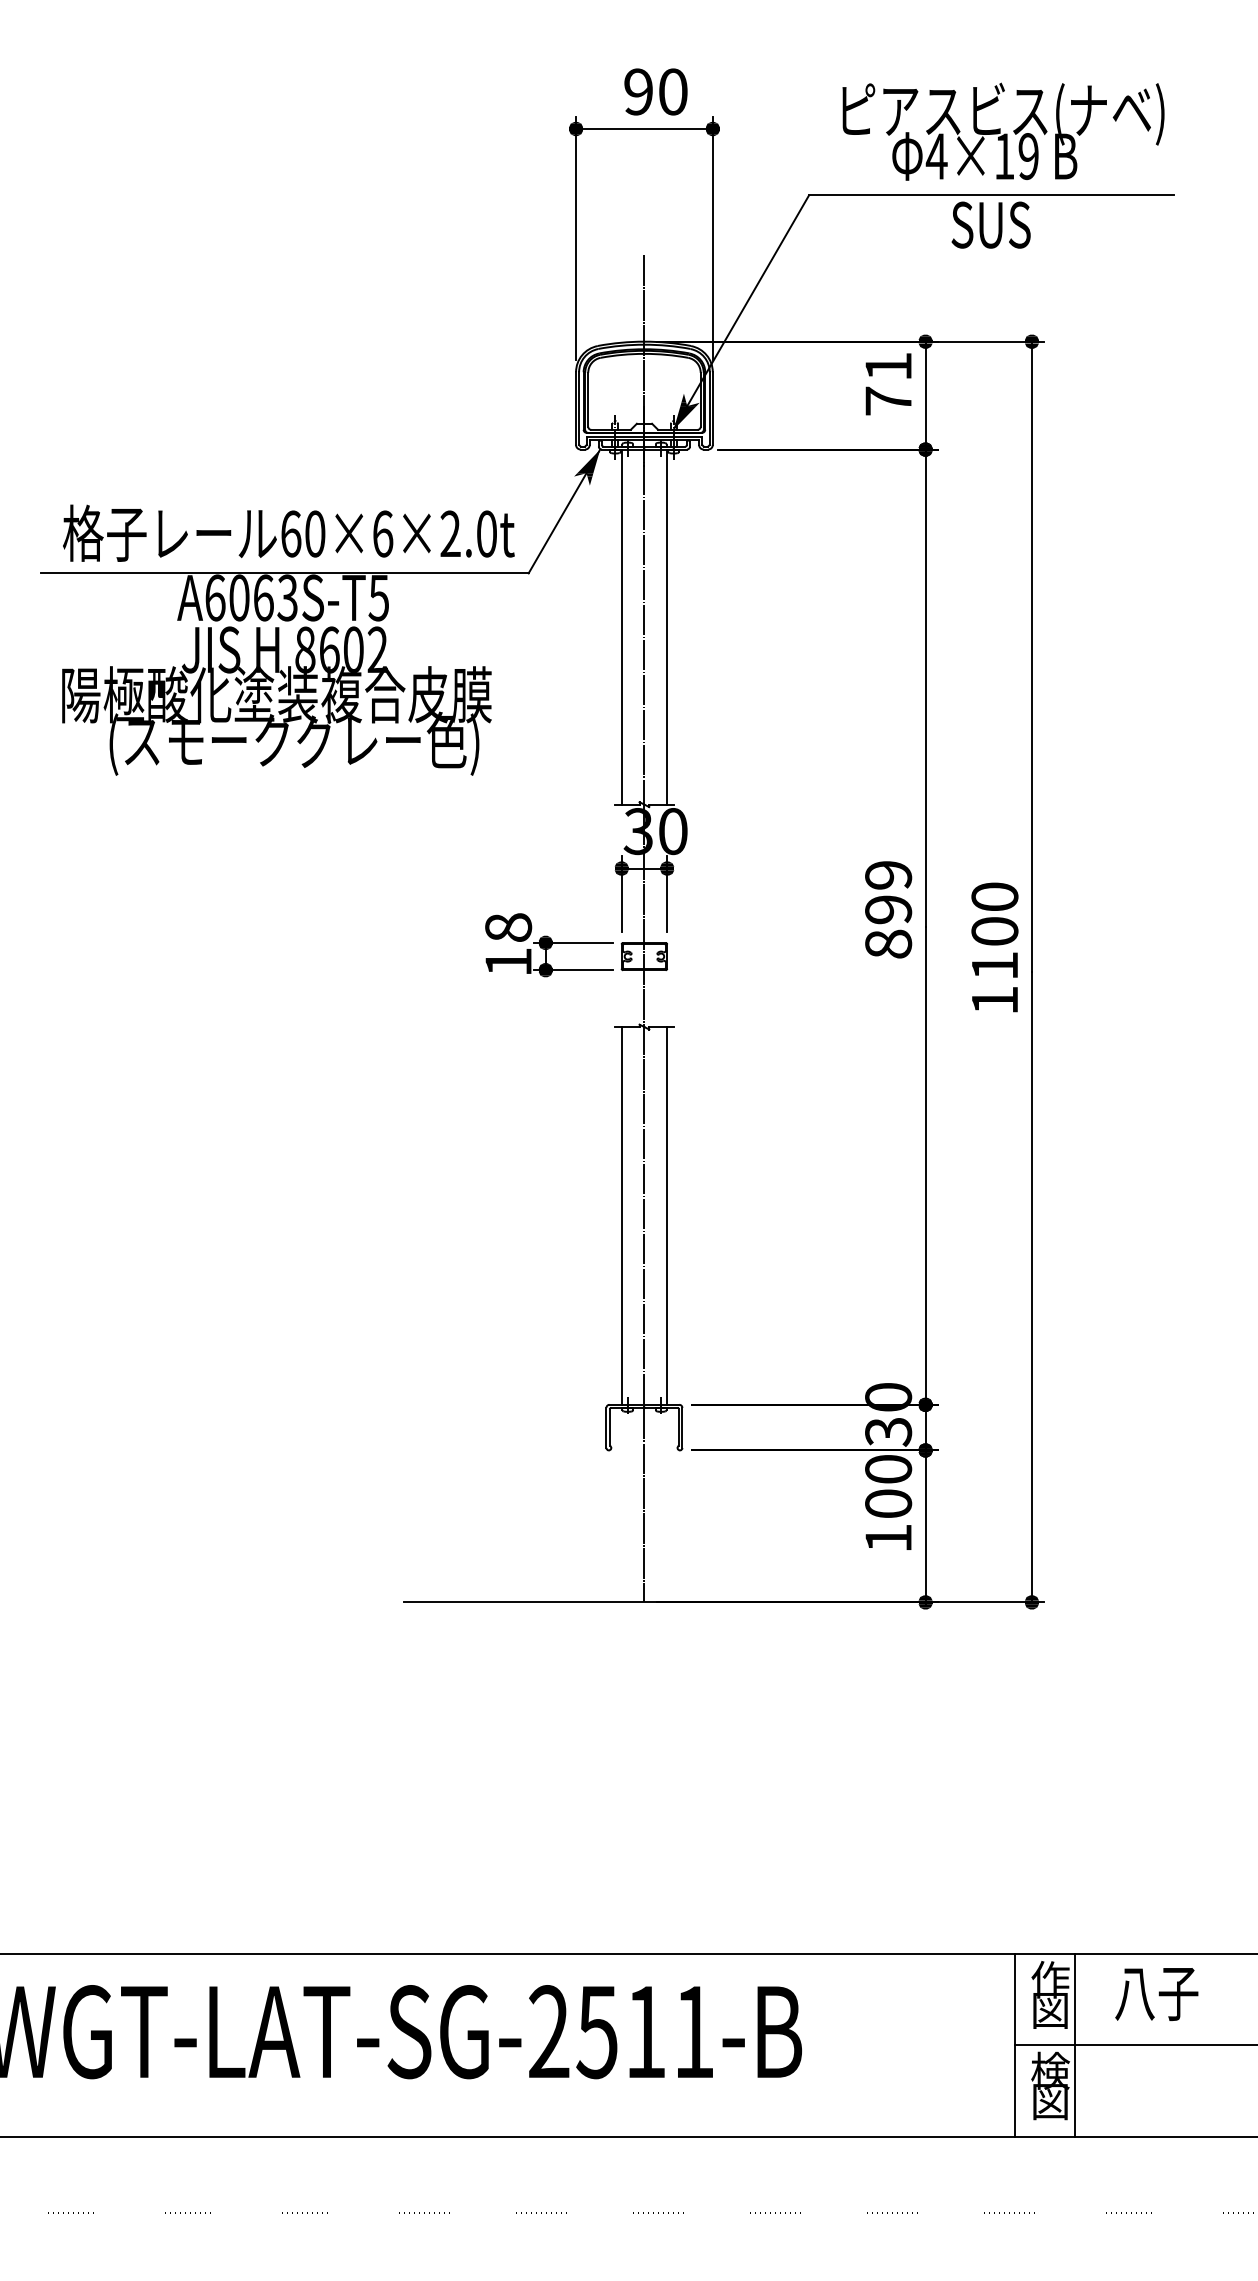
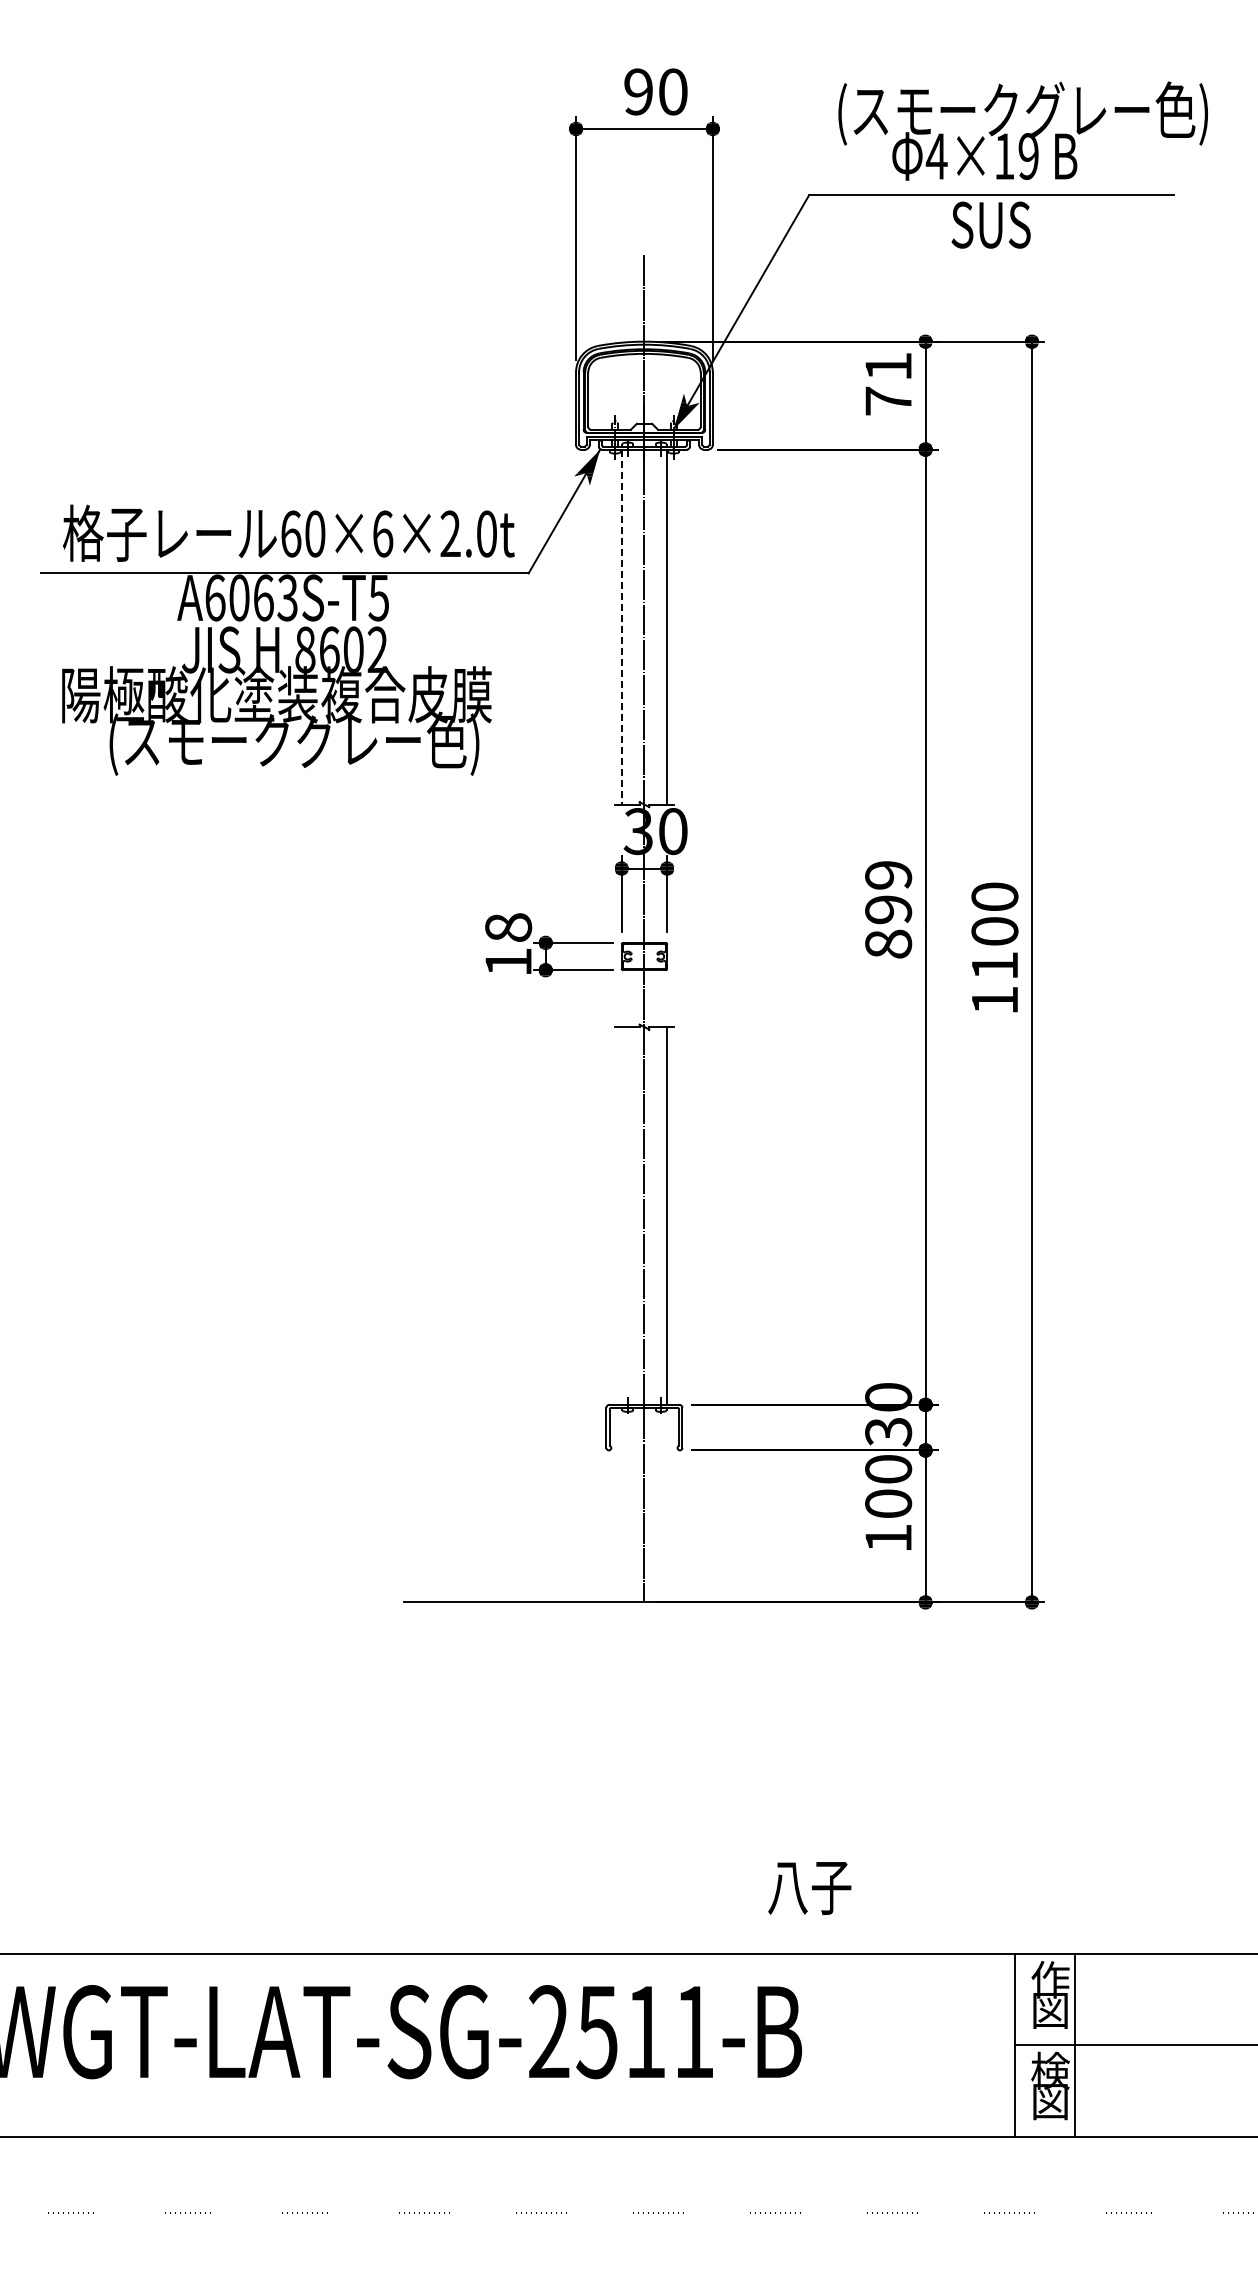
text: ピアスビス(ナベ) -> (スモークグレー色) (1023, 113)
line: solid -> dashed (621, 627)
line: present -> none (621, 1215)
text position: (1156, 1994) -> (809, 1888) (809, 1888)
